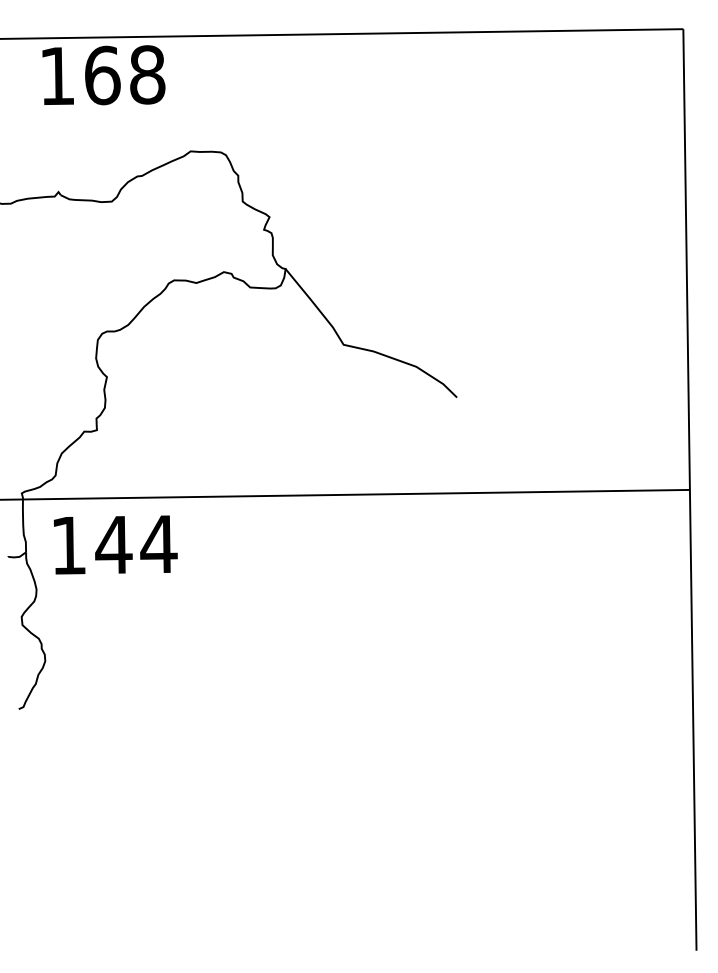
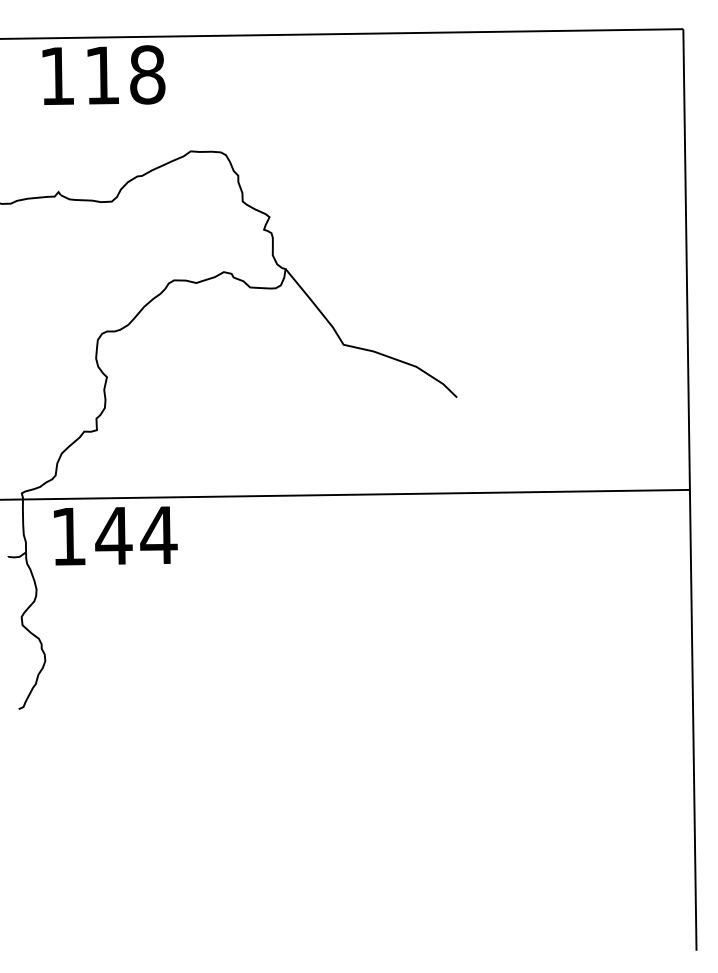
text: 168 -> 118 (102, 75)
text position: (115, 544) -> (115, 535) (115, 535)
